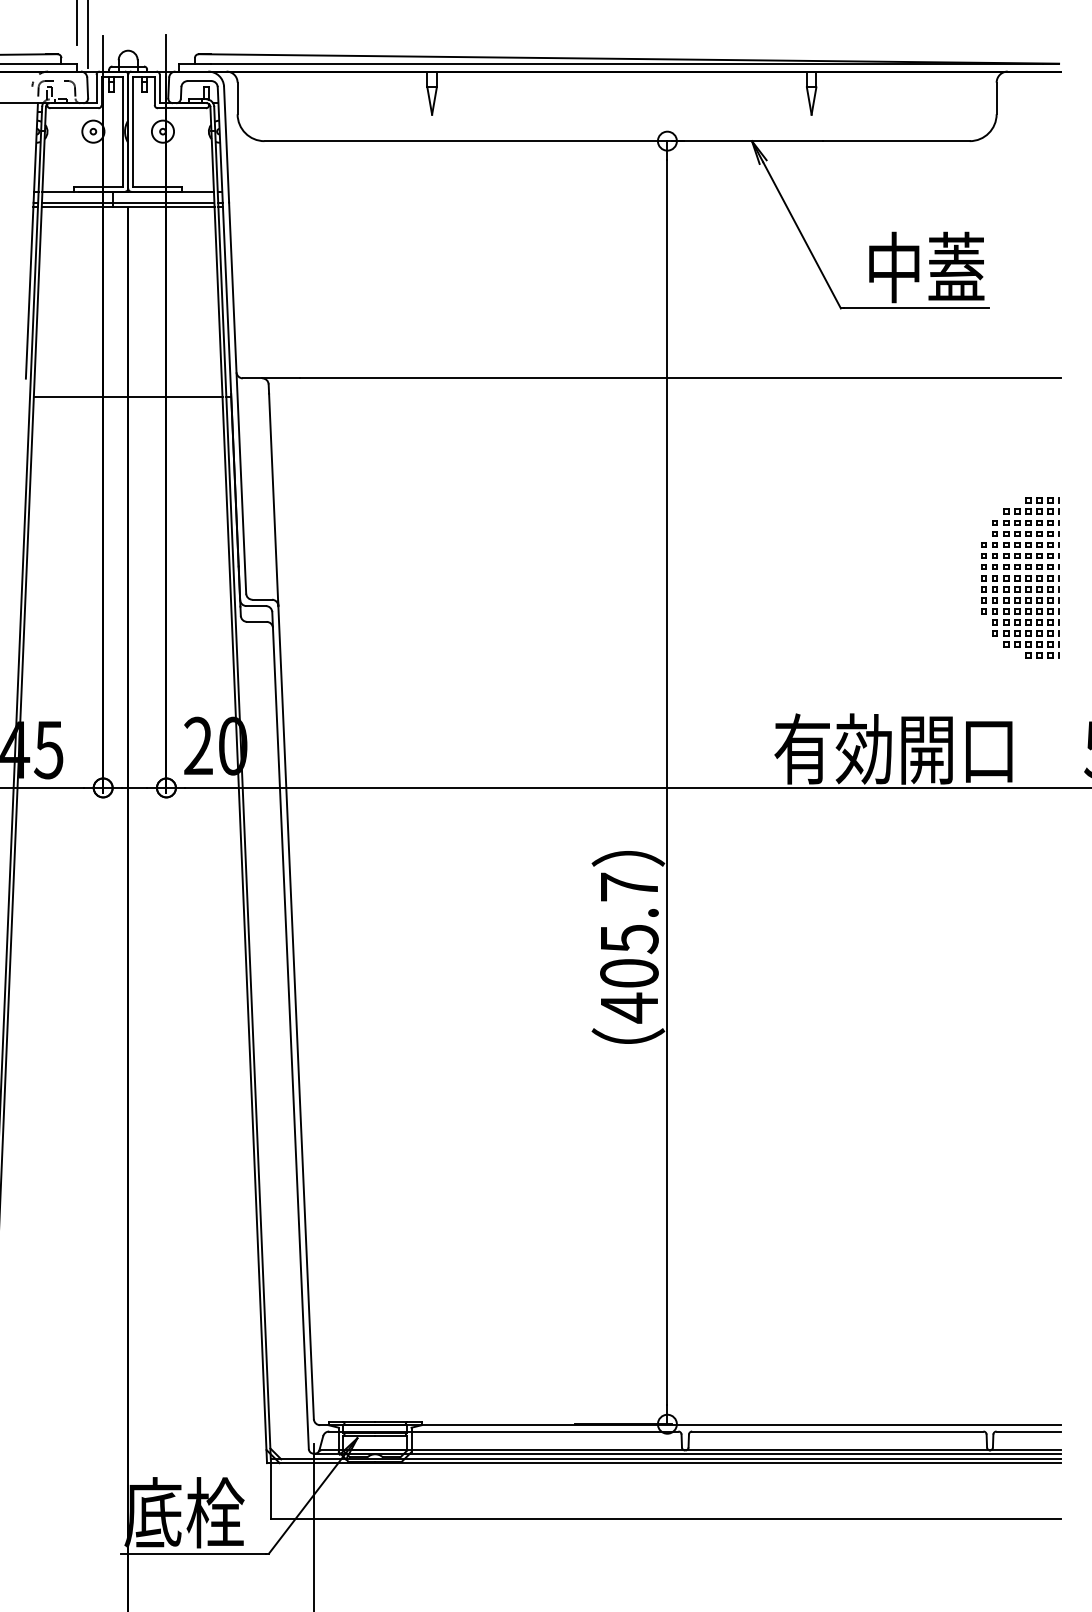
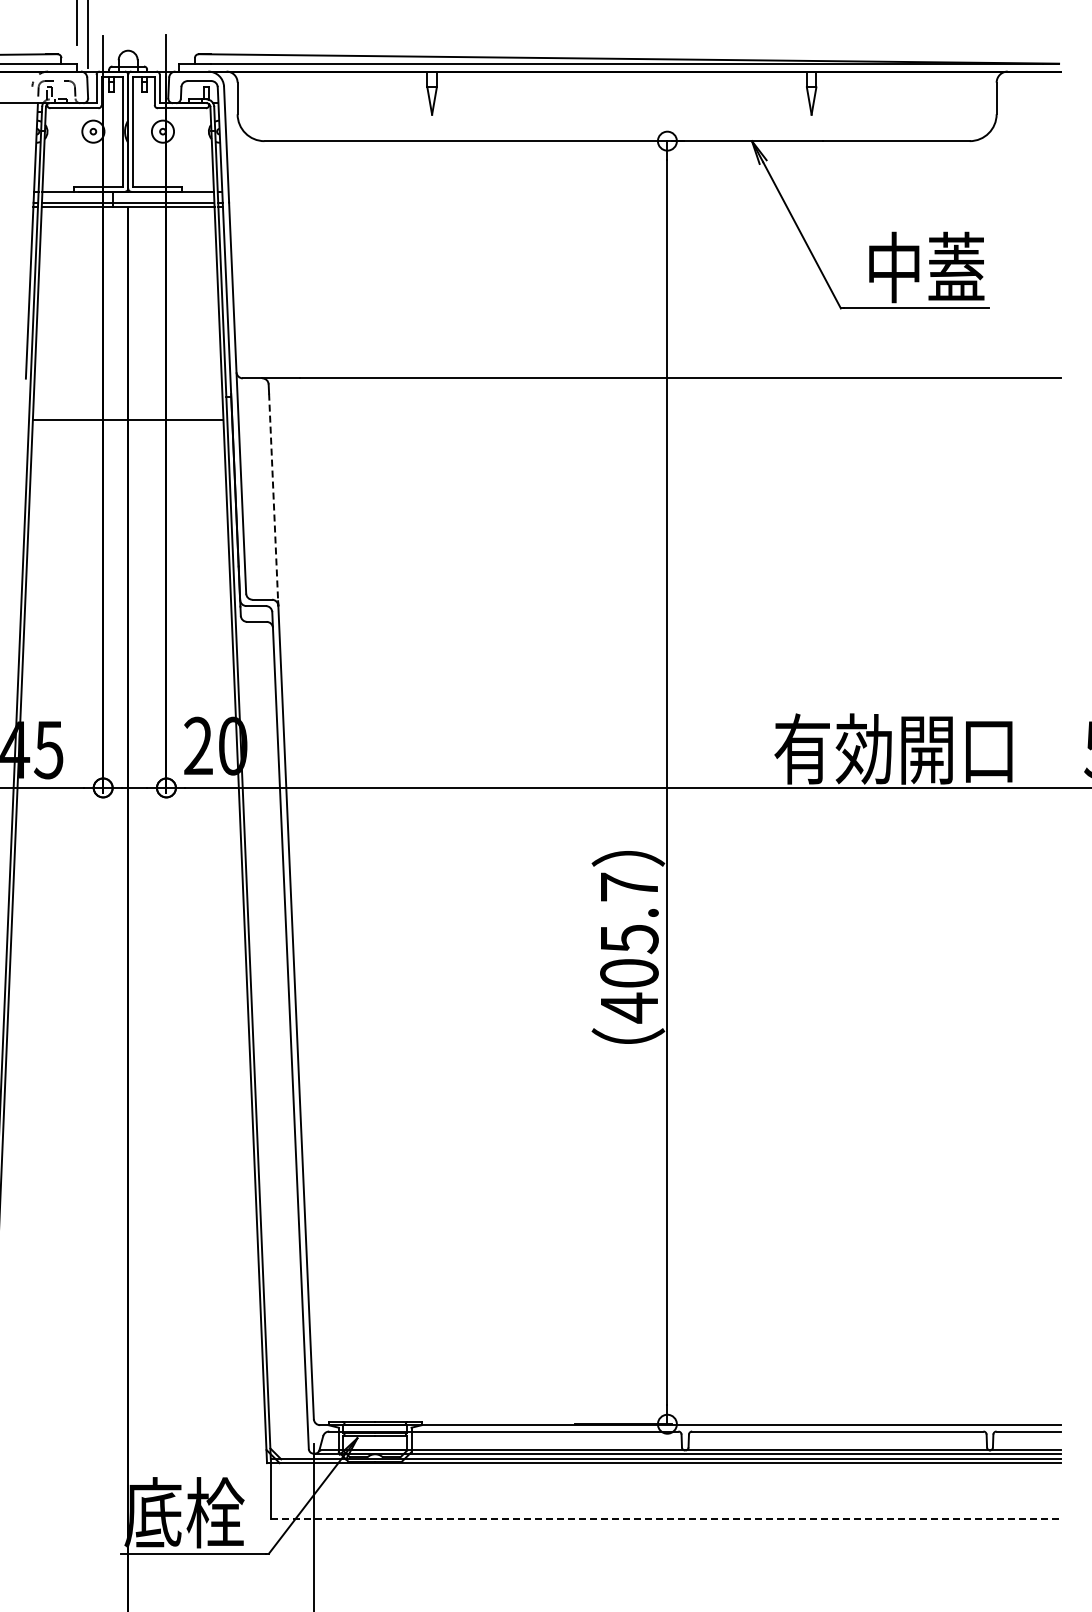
line position: (127, 397) -> (127, 420) (127, 420)
line: solid -> dashed (273, 500)
part: present -> none (1020, 577)
line: solid -> dashed (666, 1519)
